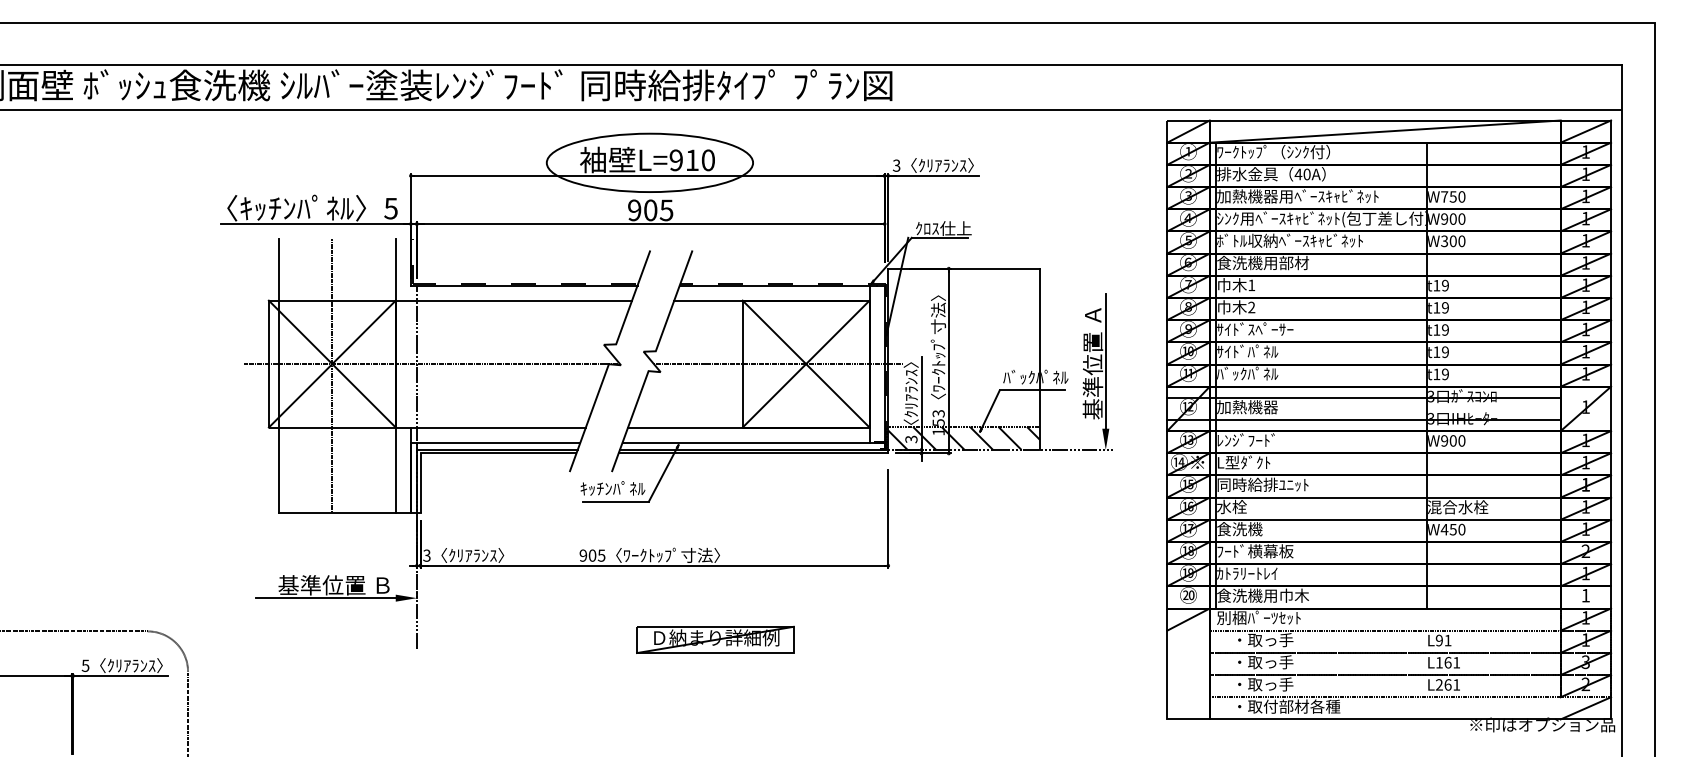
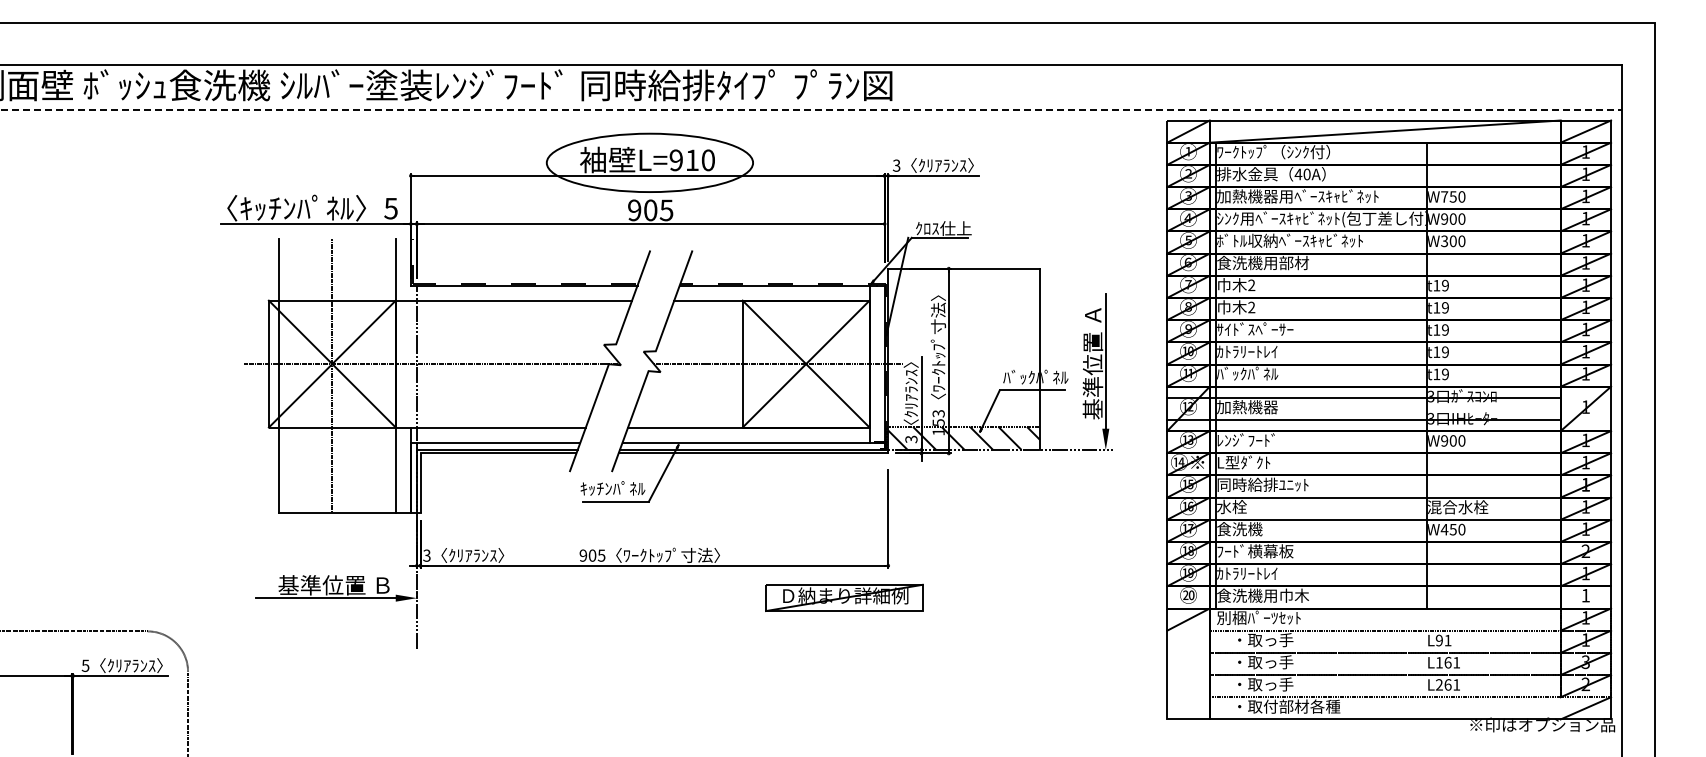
line: solid -> dashed (811, 110)
text: 1 -> 2 (1251, 284)
text: ｻｲﾄﾞﾊﾟﾈﾙ -> ｶﾄﾗﾘｰﾄﾚｲ (1247, 351)
part position: (715, 639) -> (844, 597) (844, 597)
